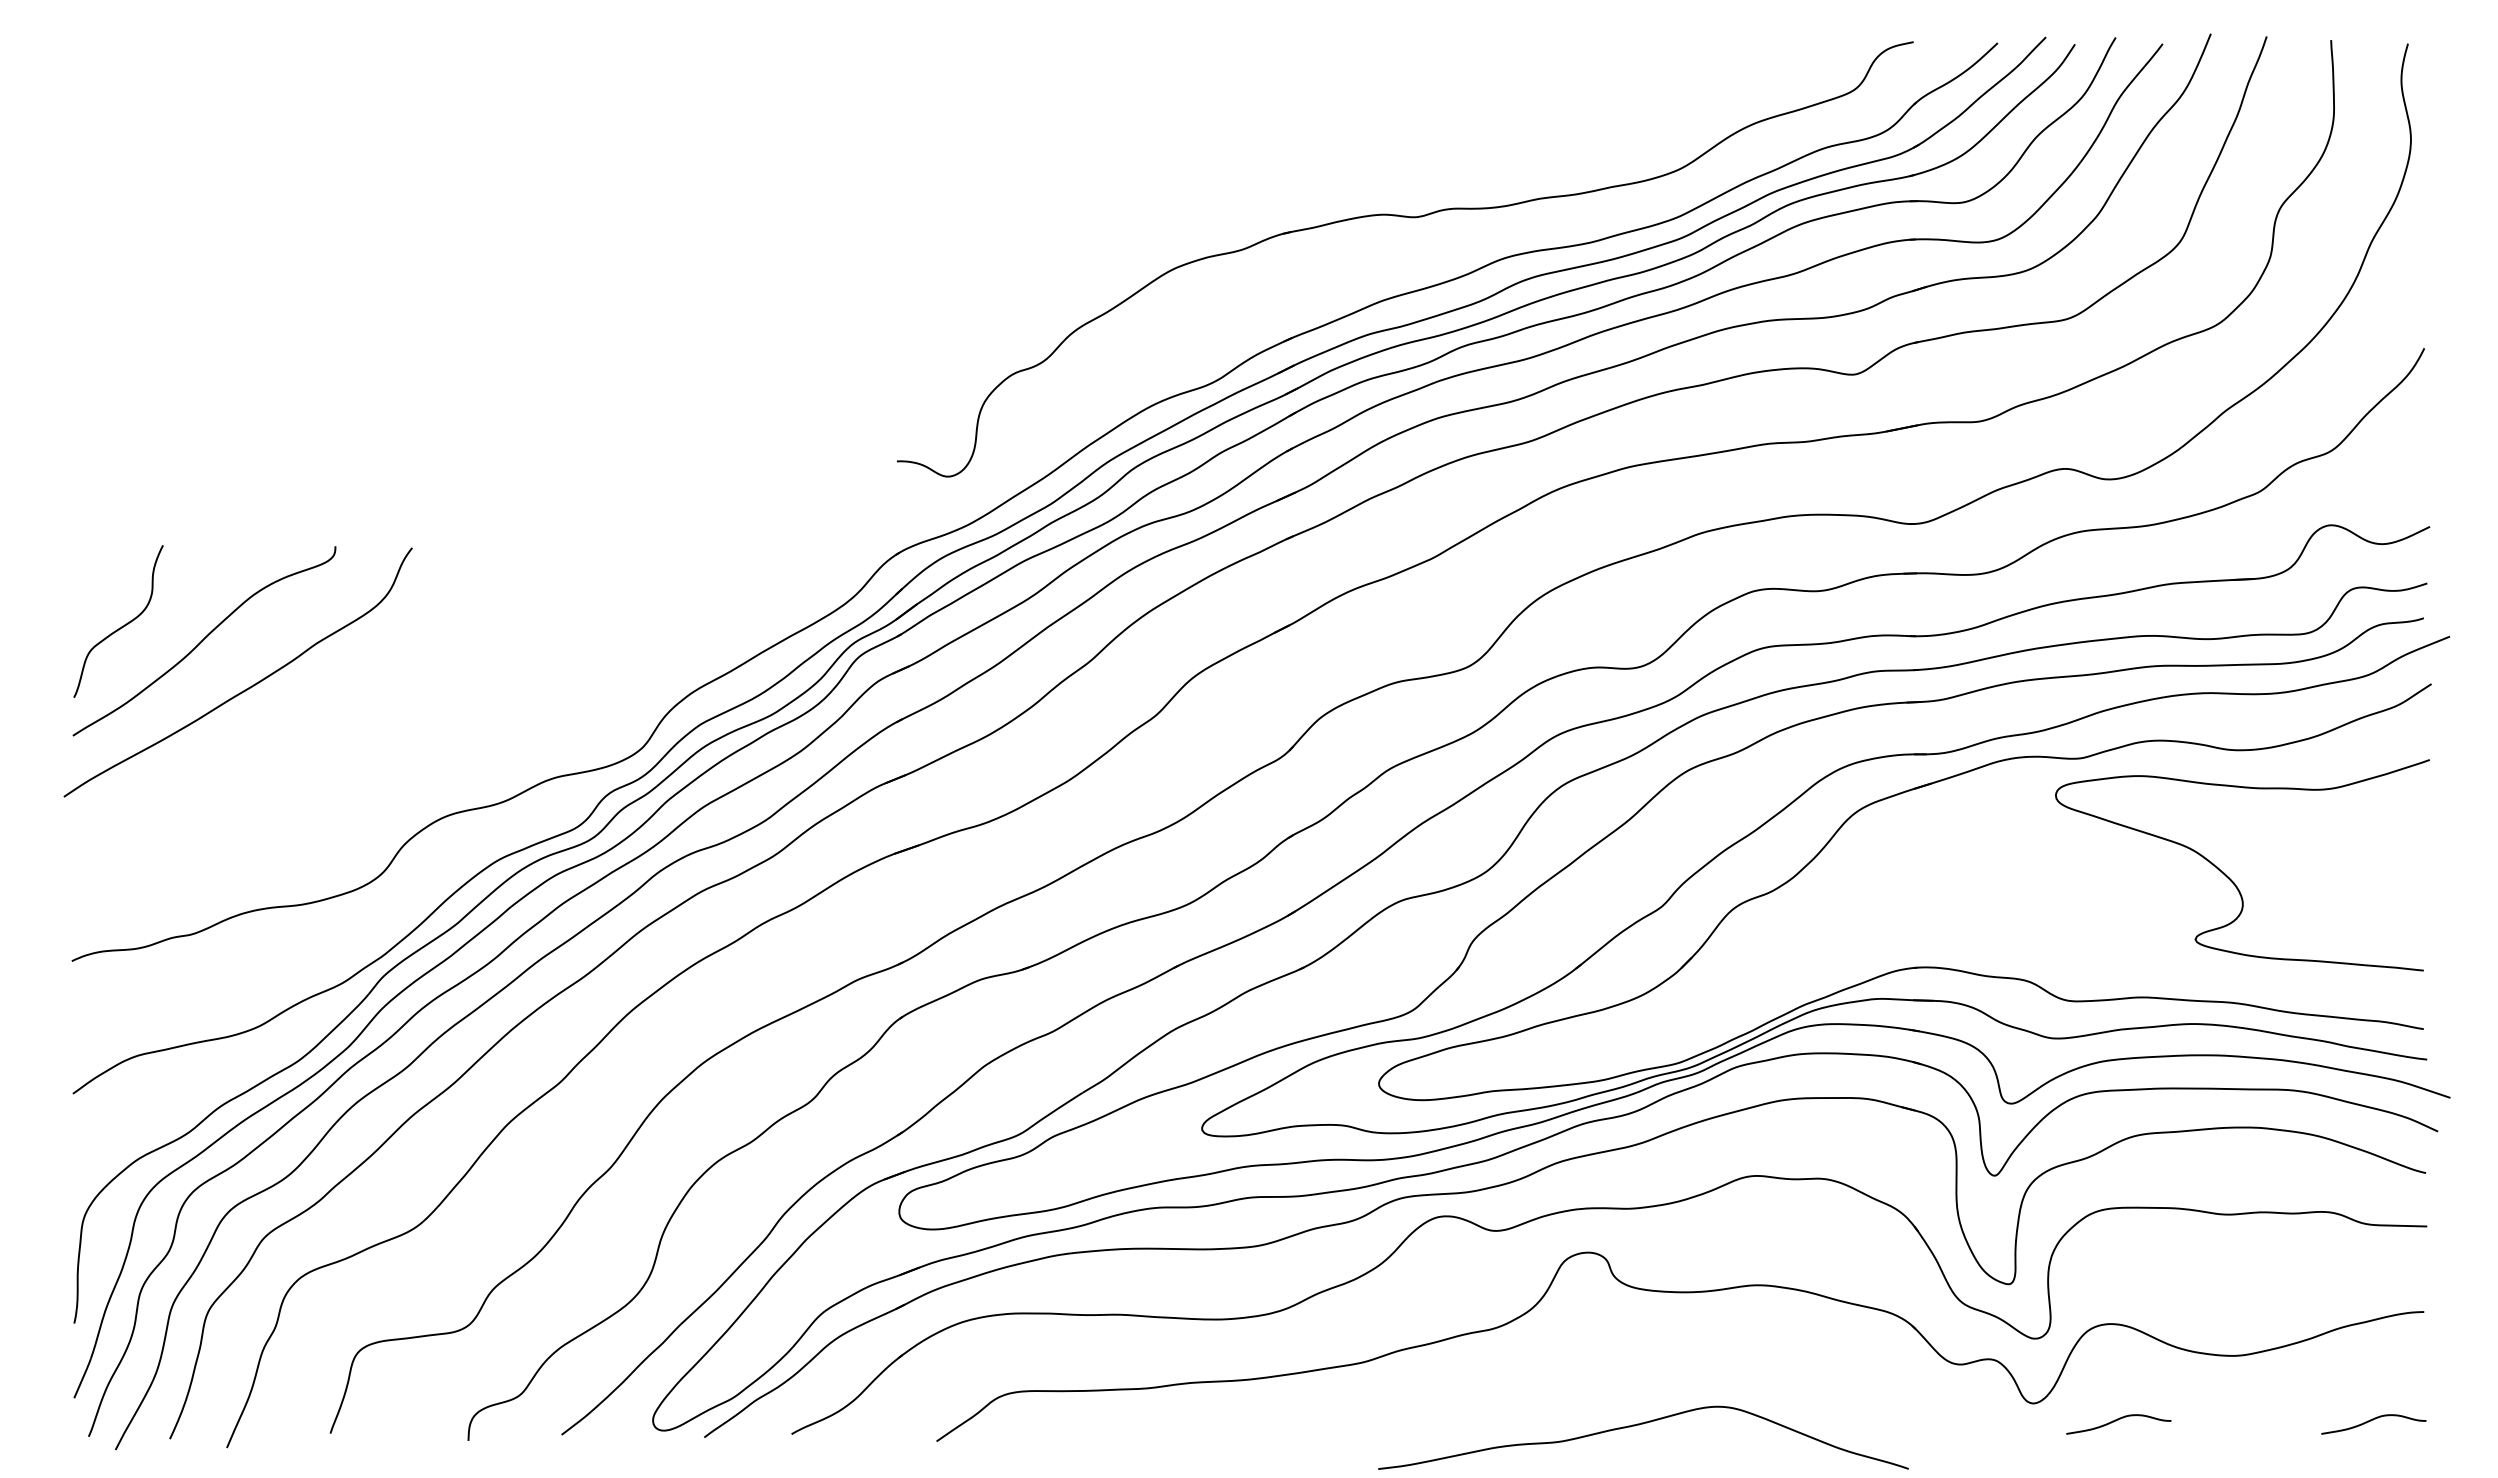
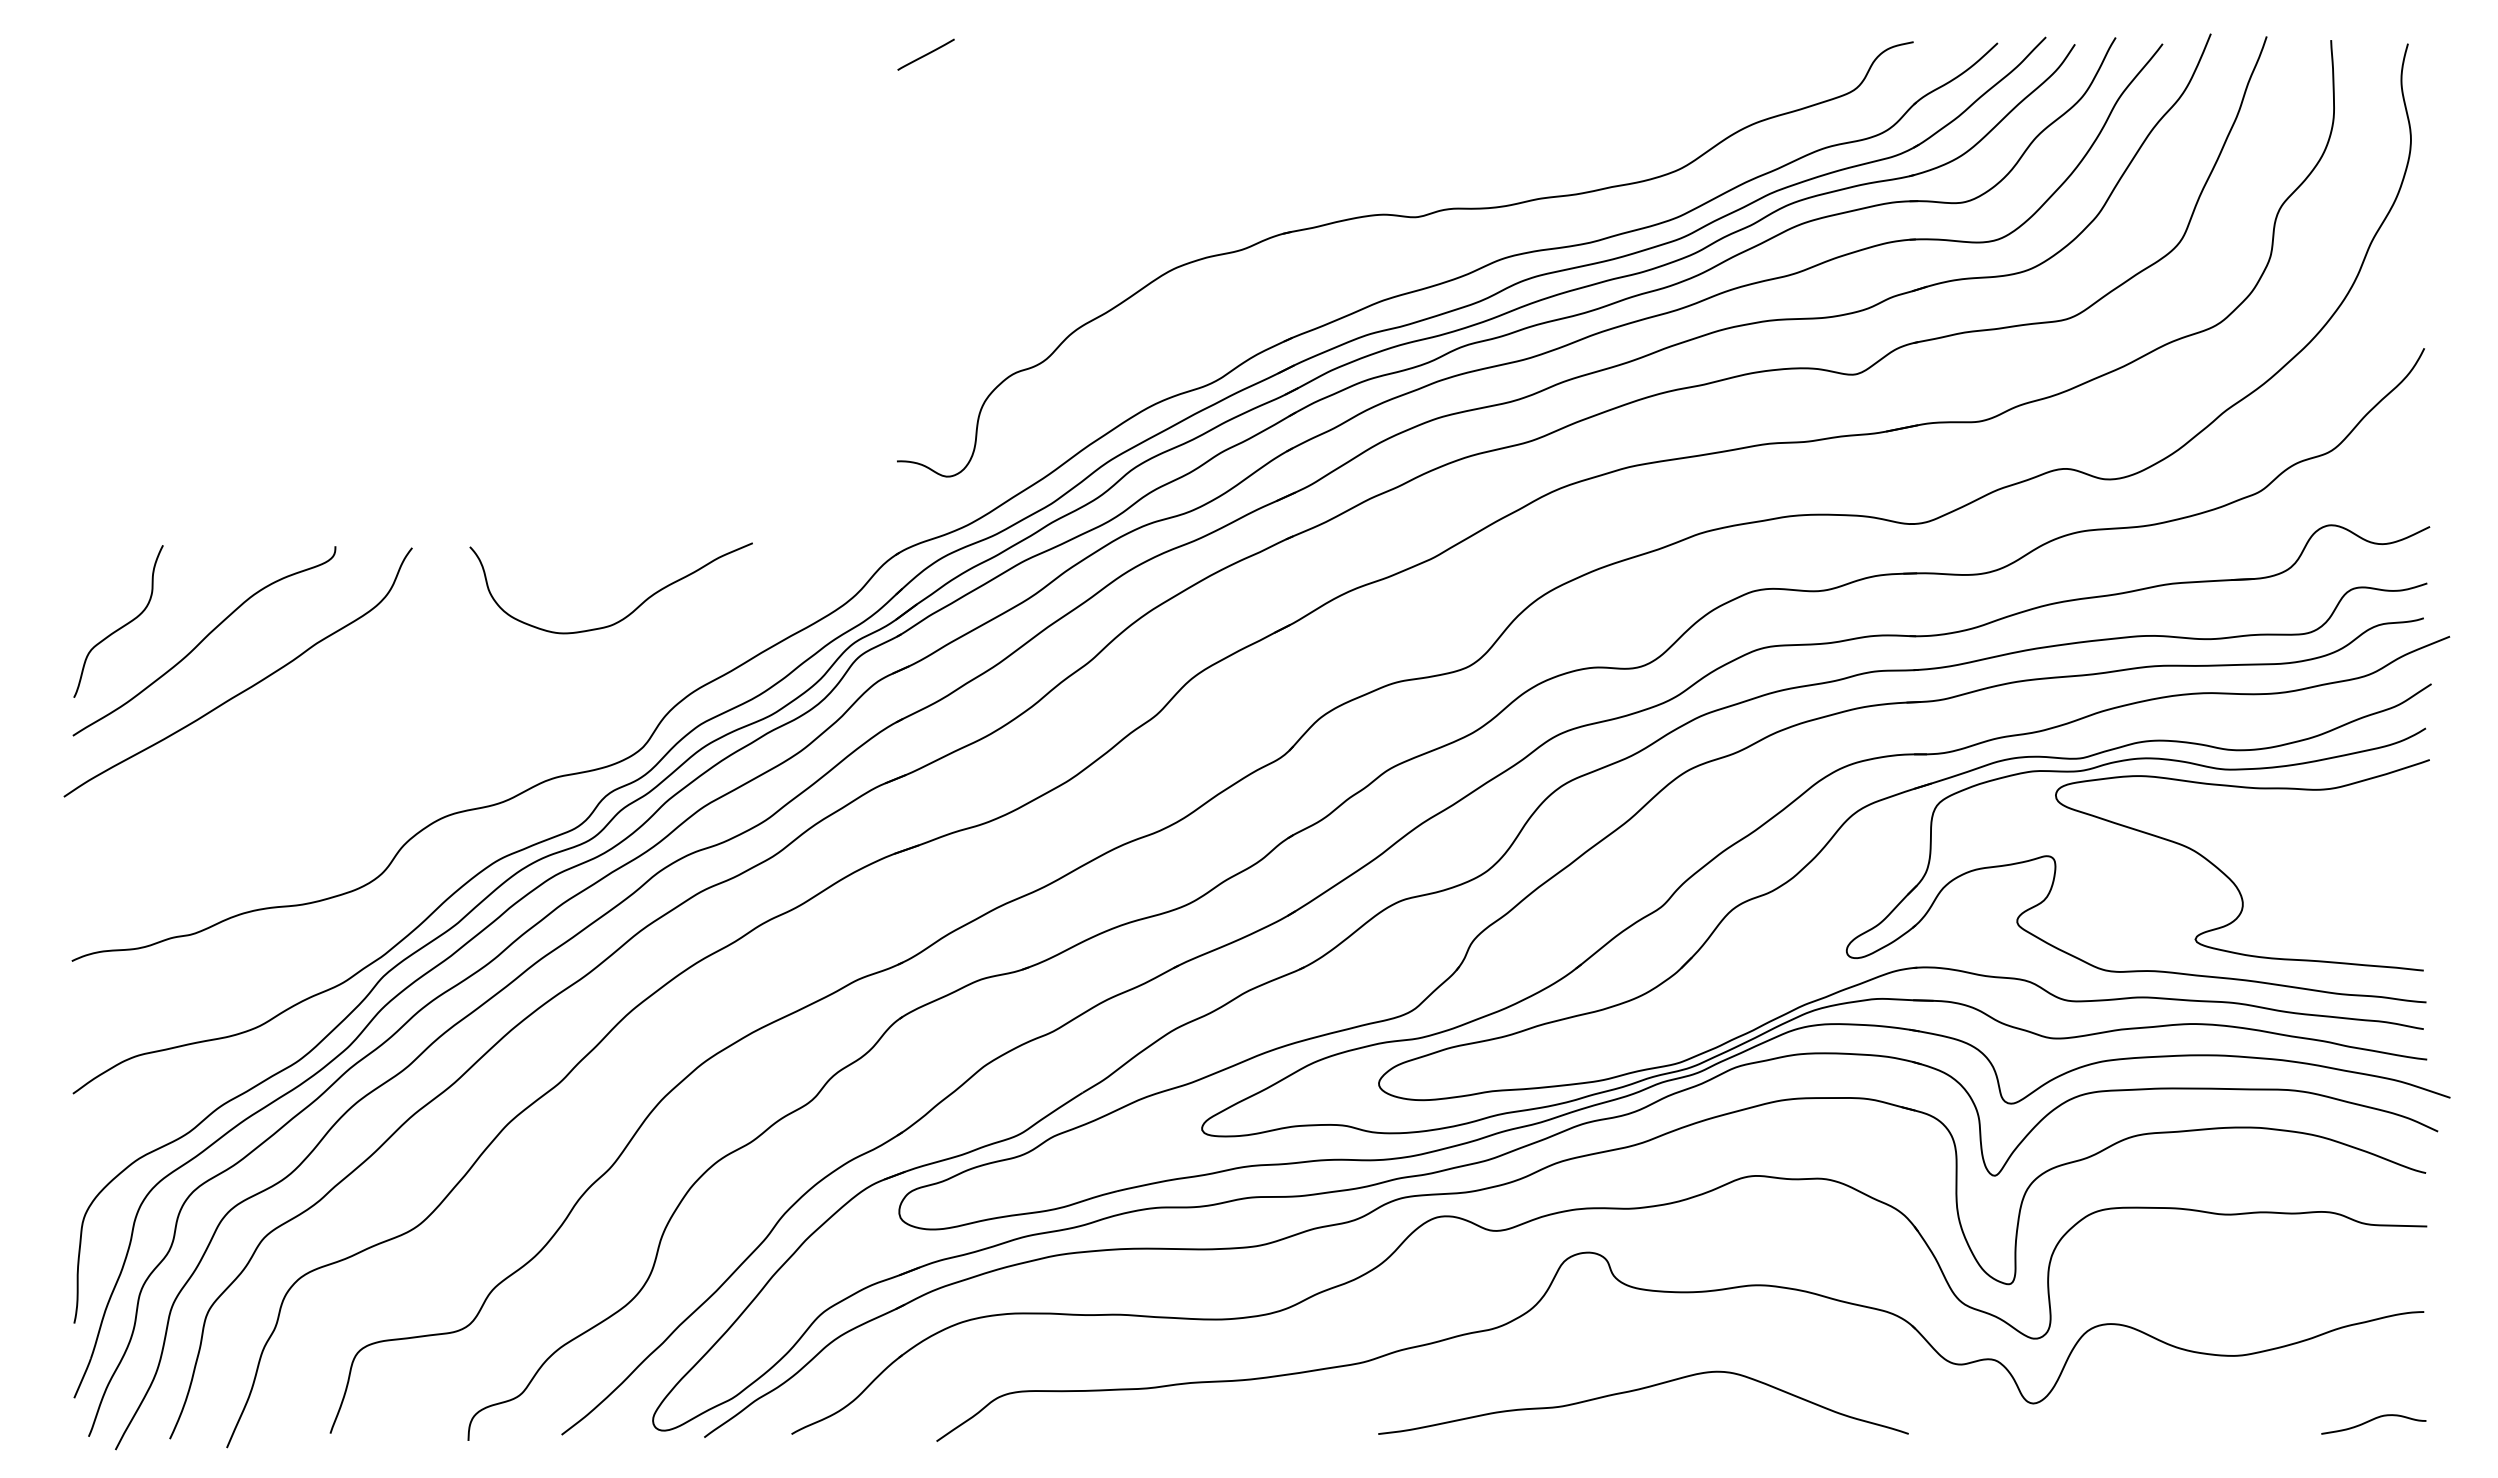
line: none -> present (925, 54)
curve: none -> present (631, 611)
part: none -> present (2056, 865)
curve: present -> none (2116, 1421)
curve position: (1639, 1425) -> (1639, 1390) (1639, 1390)
